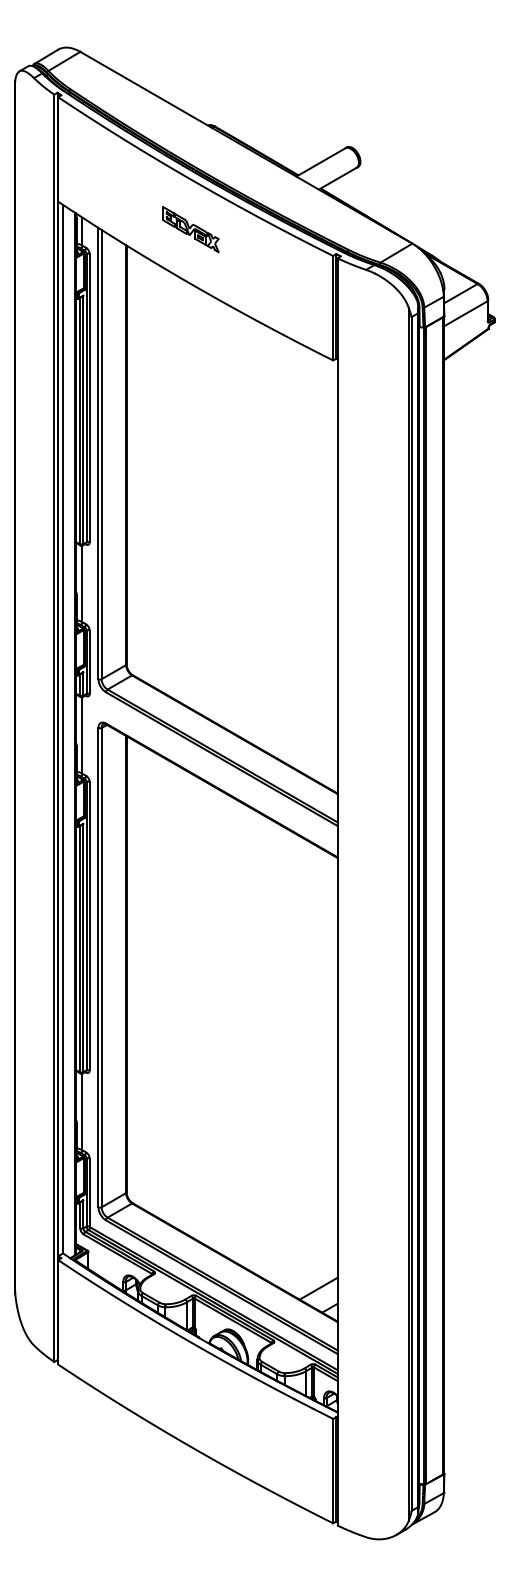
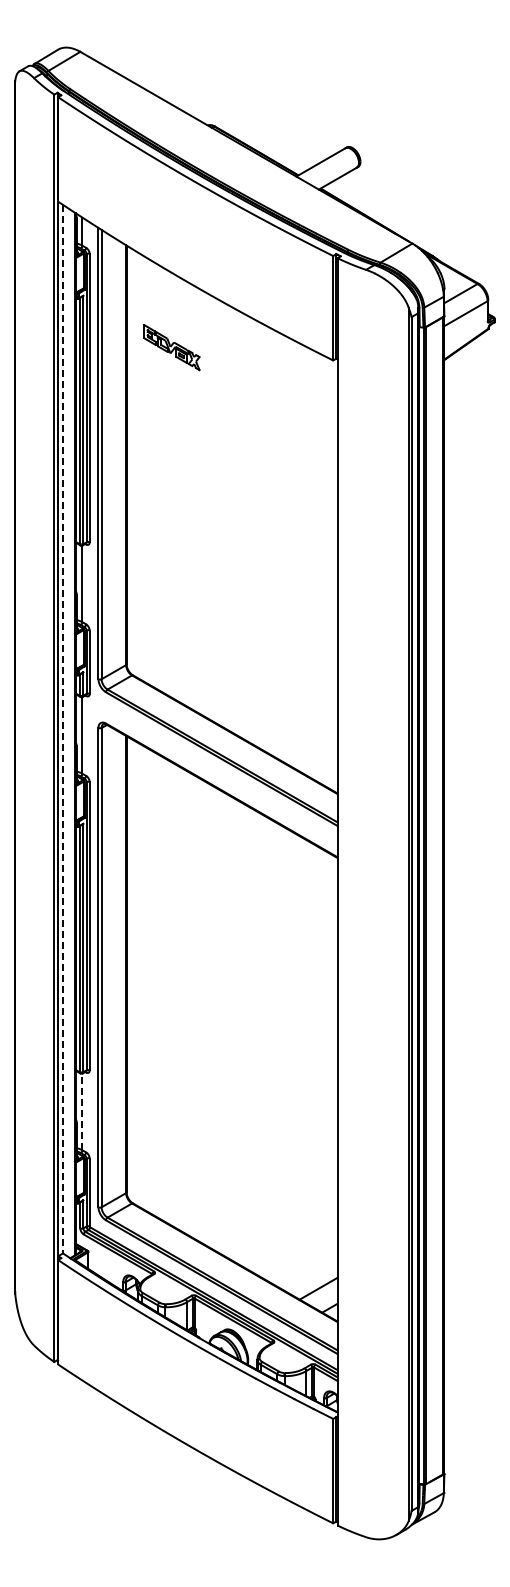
part position: (190, 229) -> (171, 347) (171, 347)
line: solid -> dashed (63, 729)
line: solid -> dashed (82, 1111)
